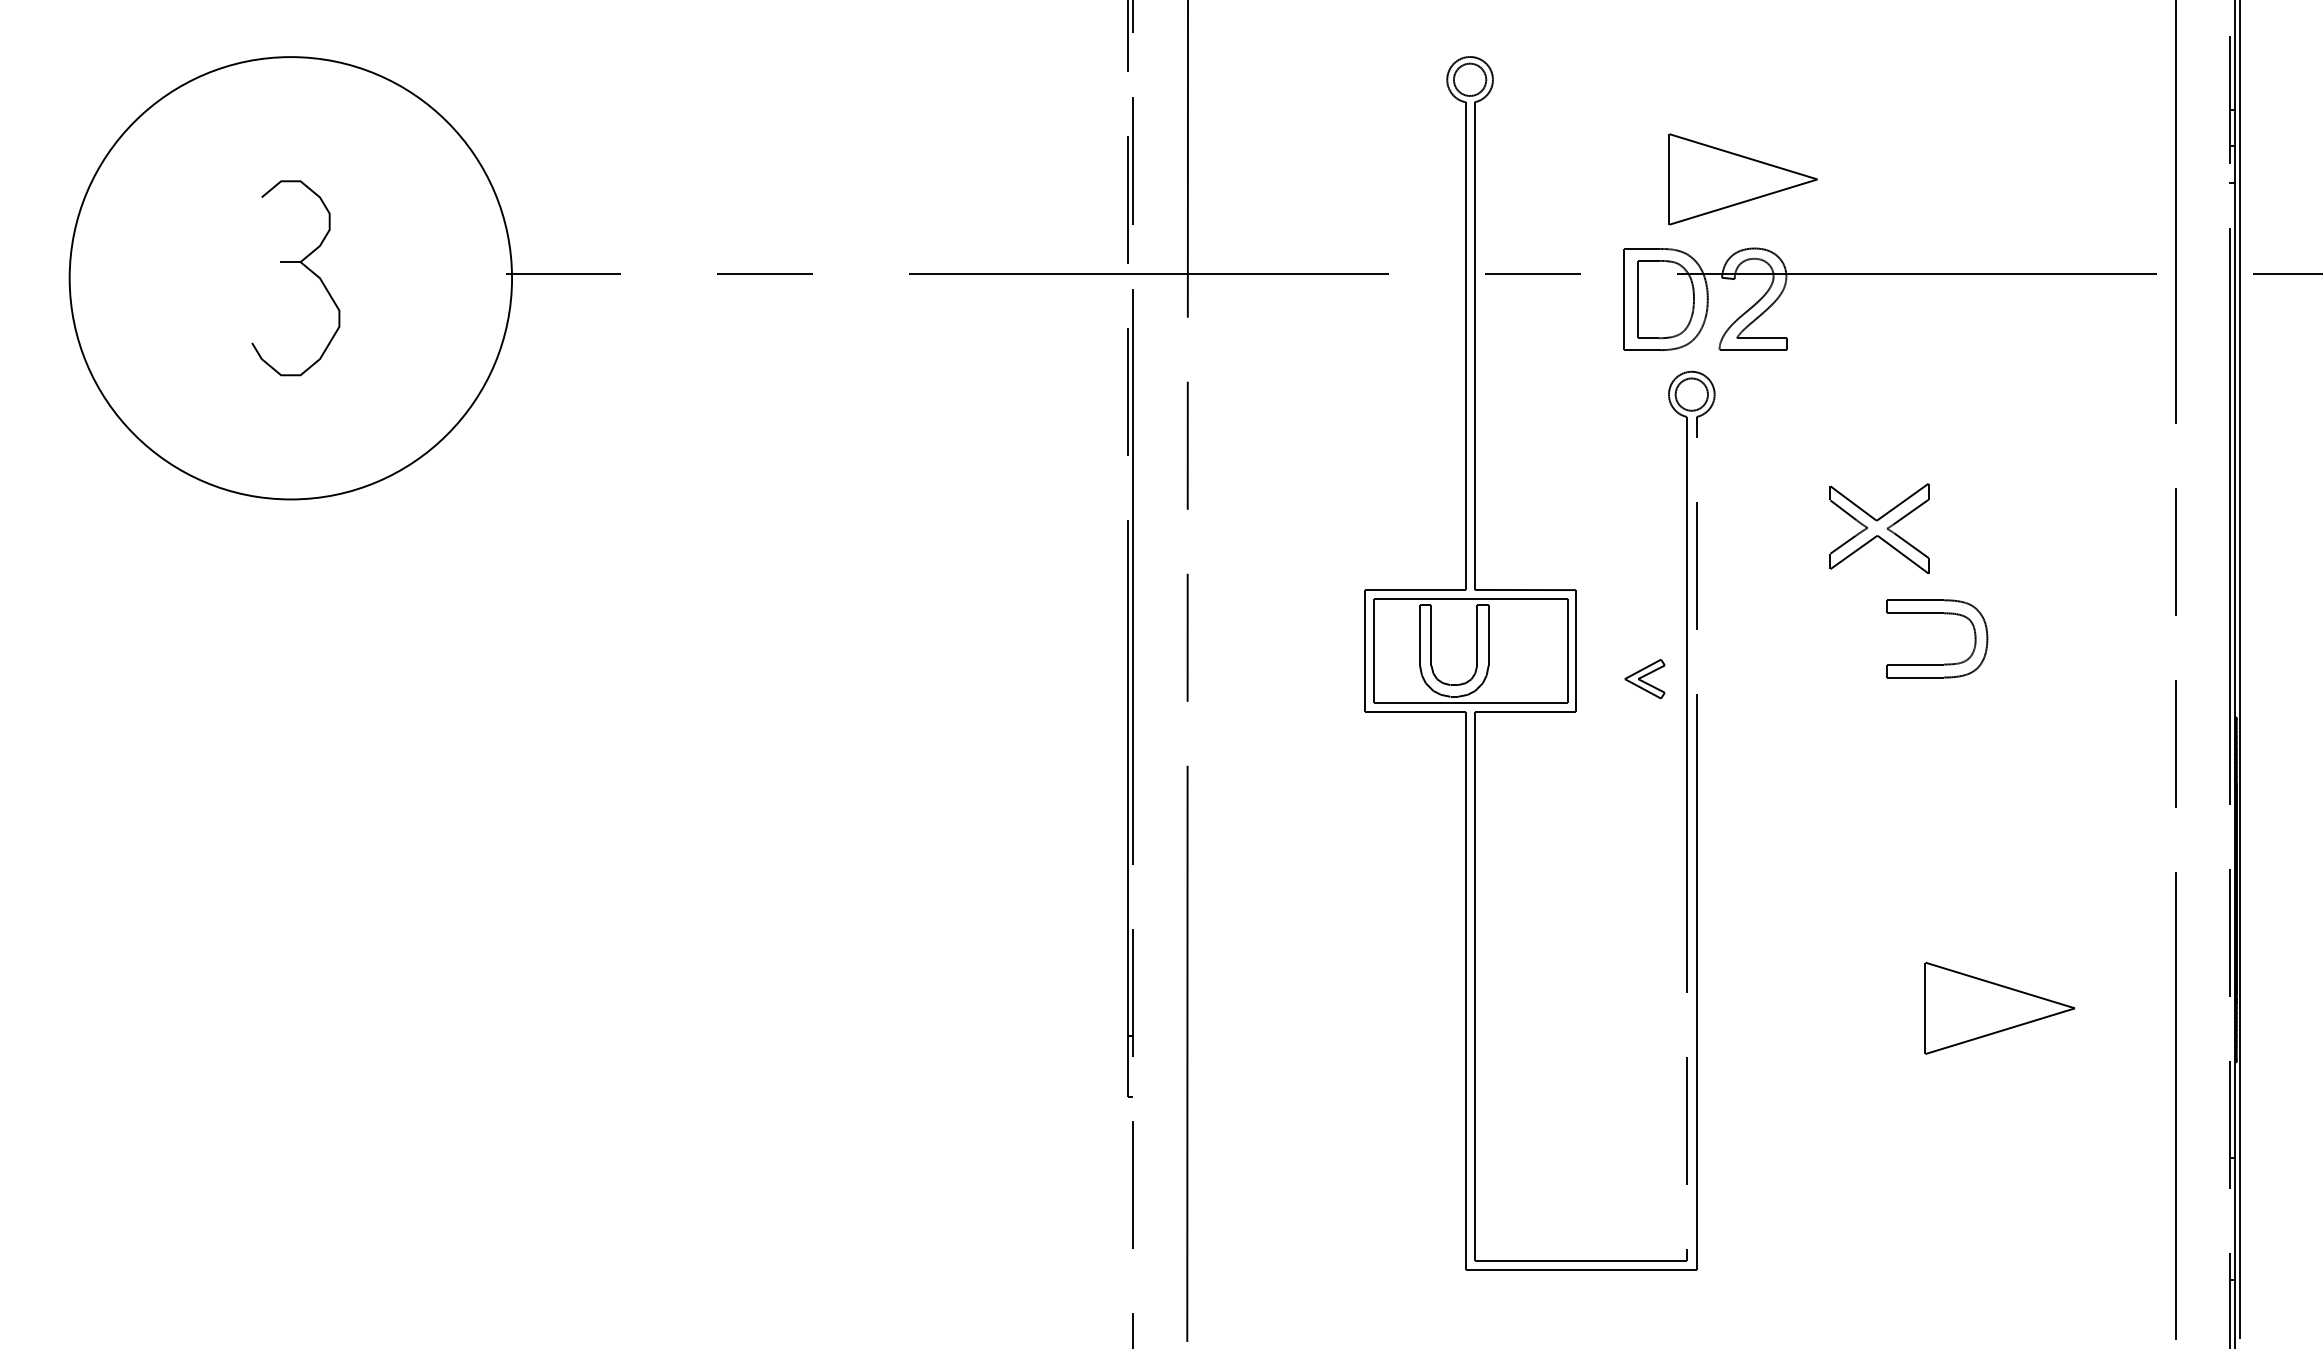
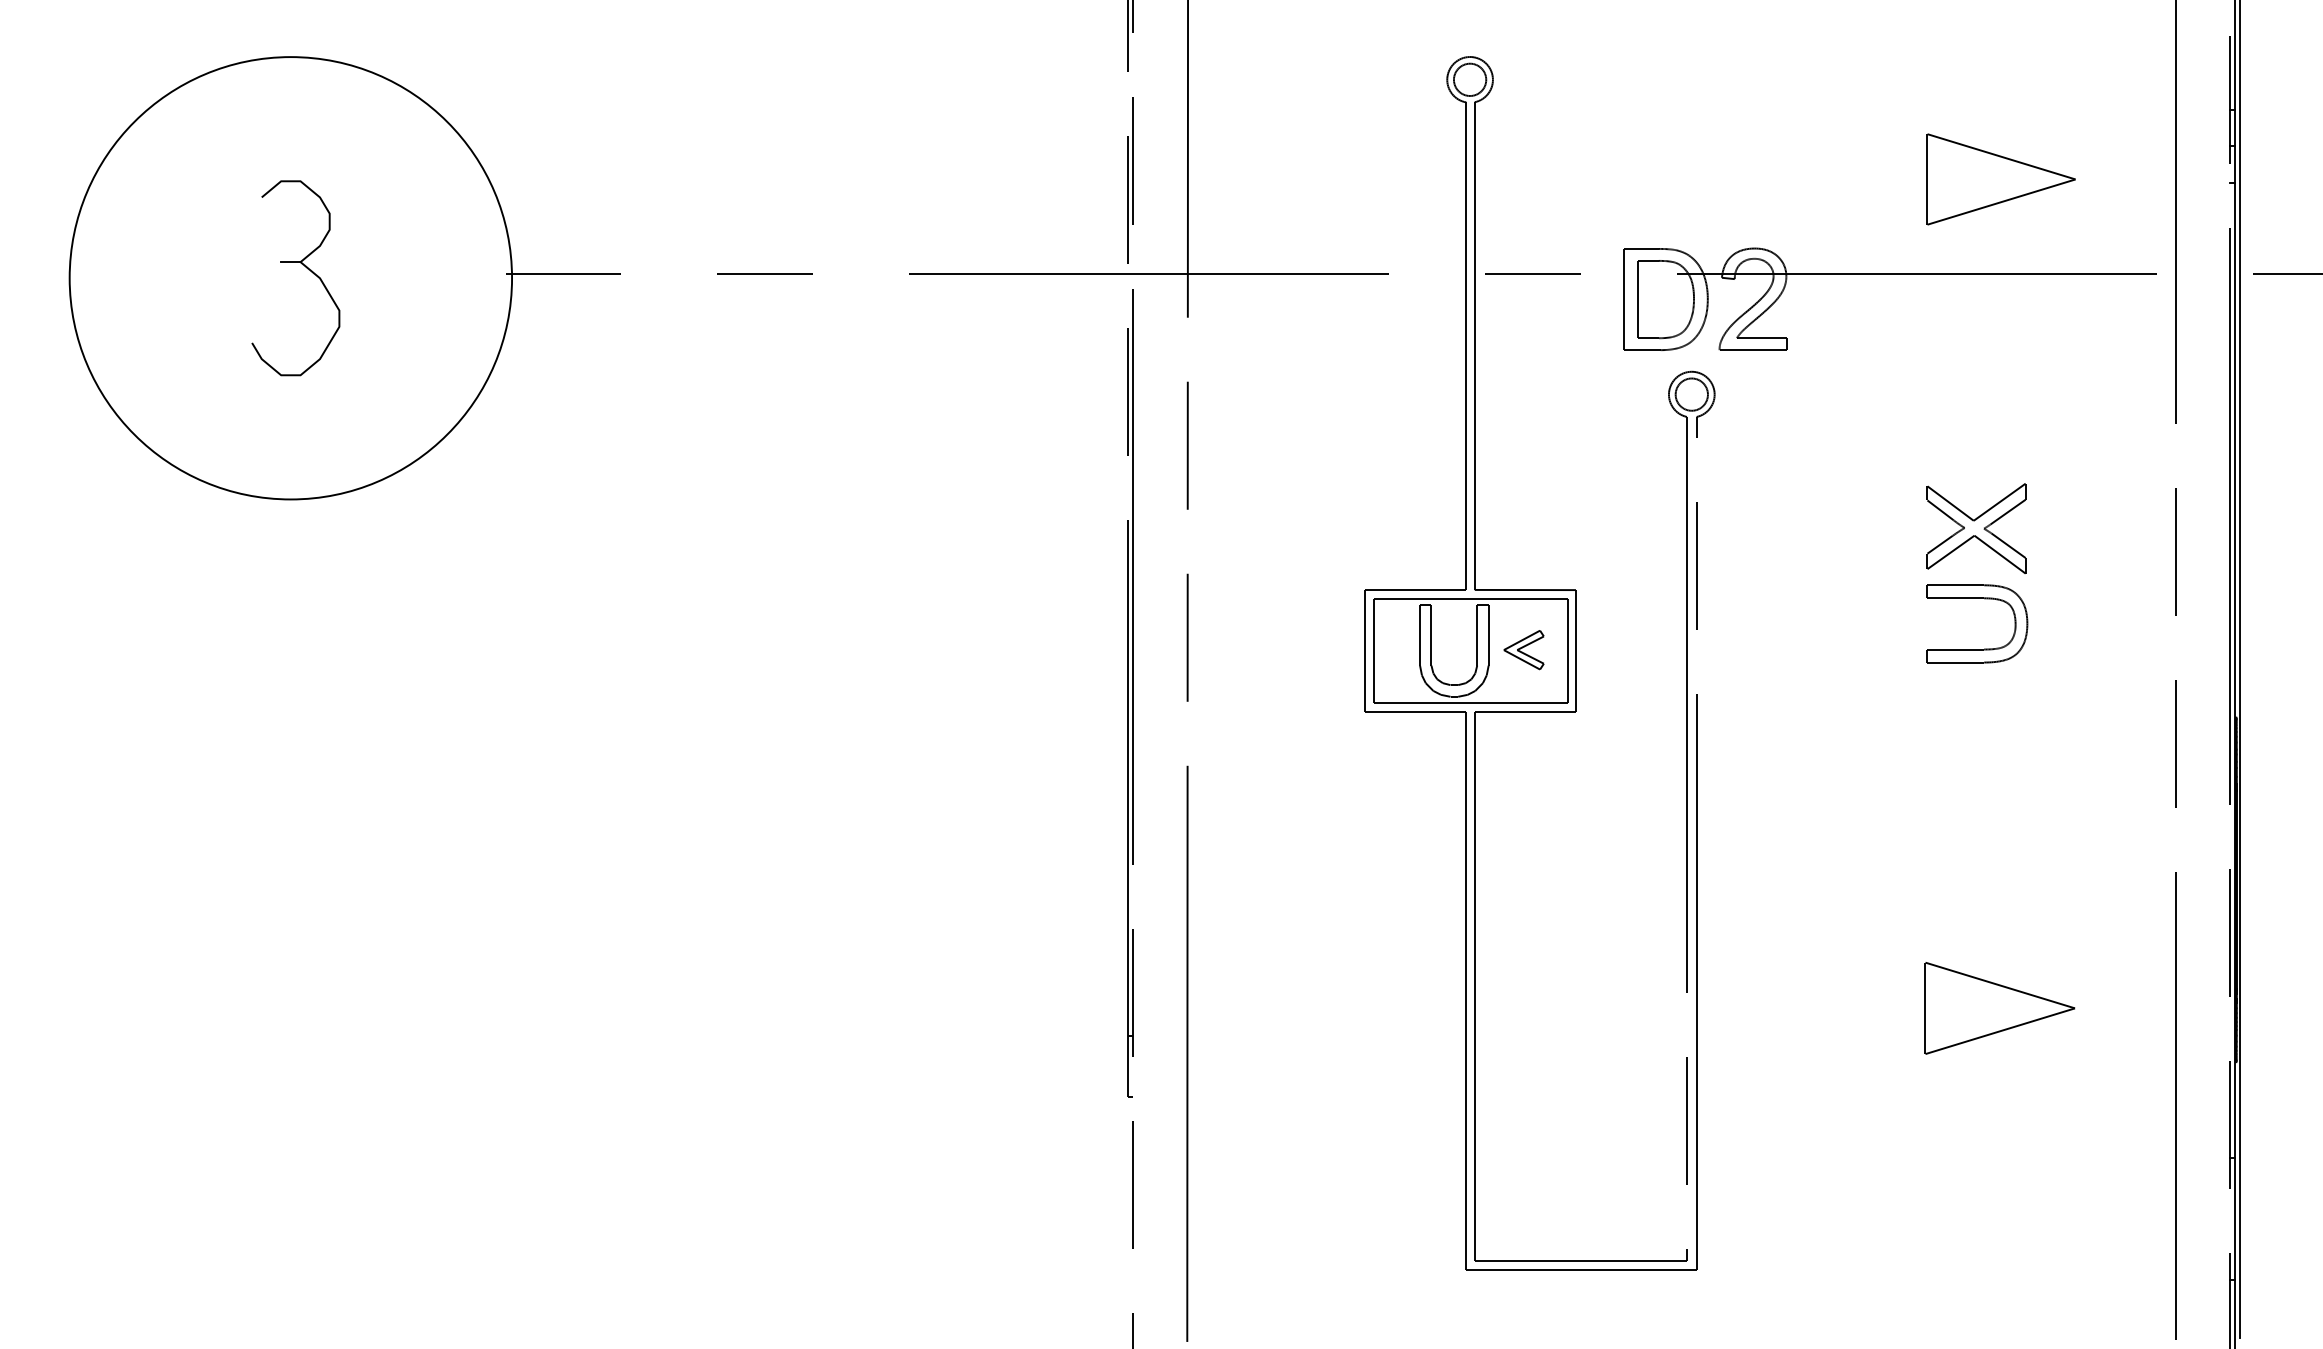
part position: (1742, 179) -> (2000, 179) (2000, 179)
part position: (1879, 528) -> (1976, 528) (1976, 528)
part position: (1937, 613) -> (1977, 598) (1977, 598)
part position: (1644, 679) -> (1523, 650) (1523, 650)
